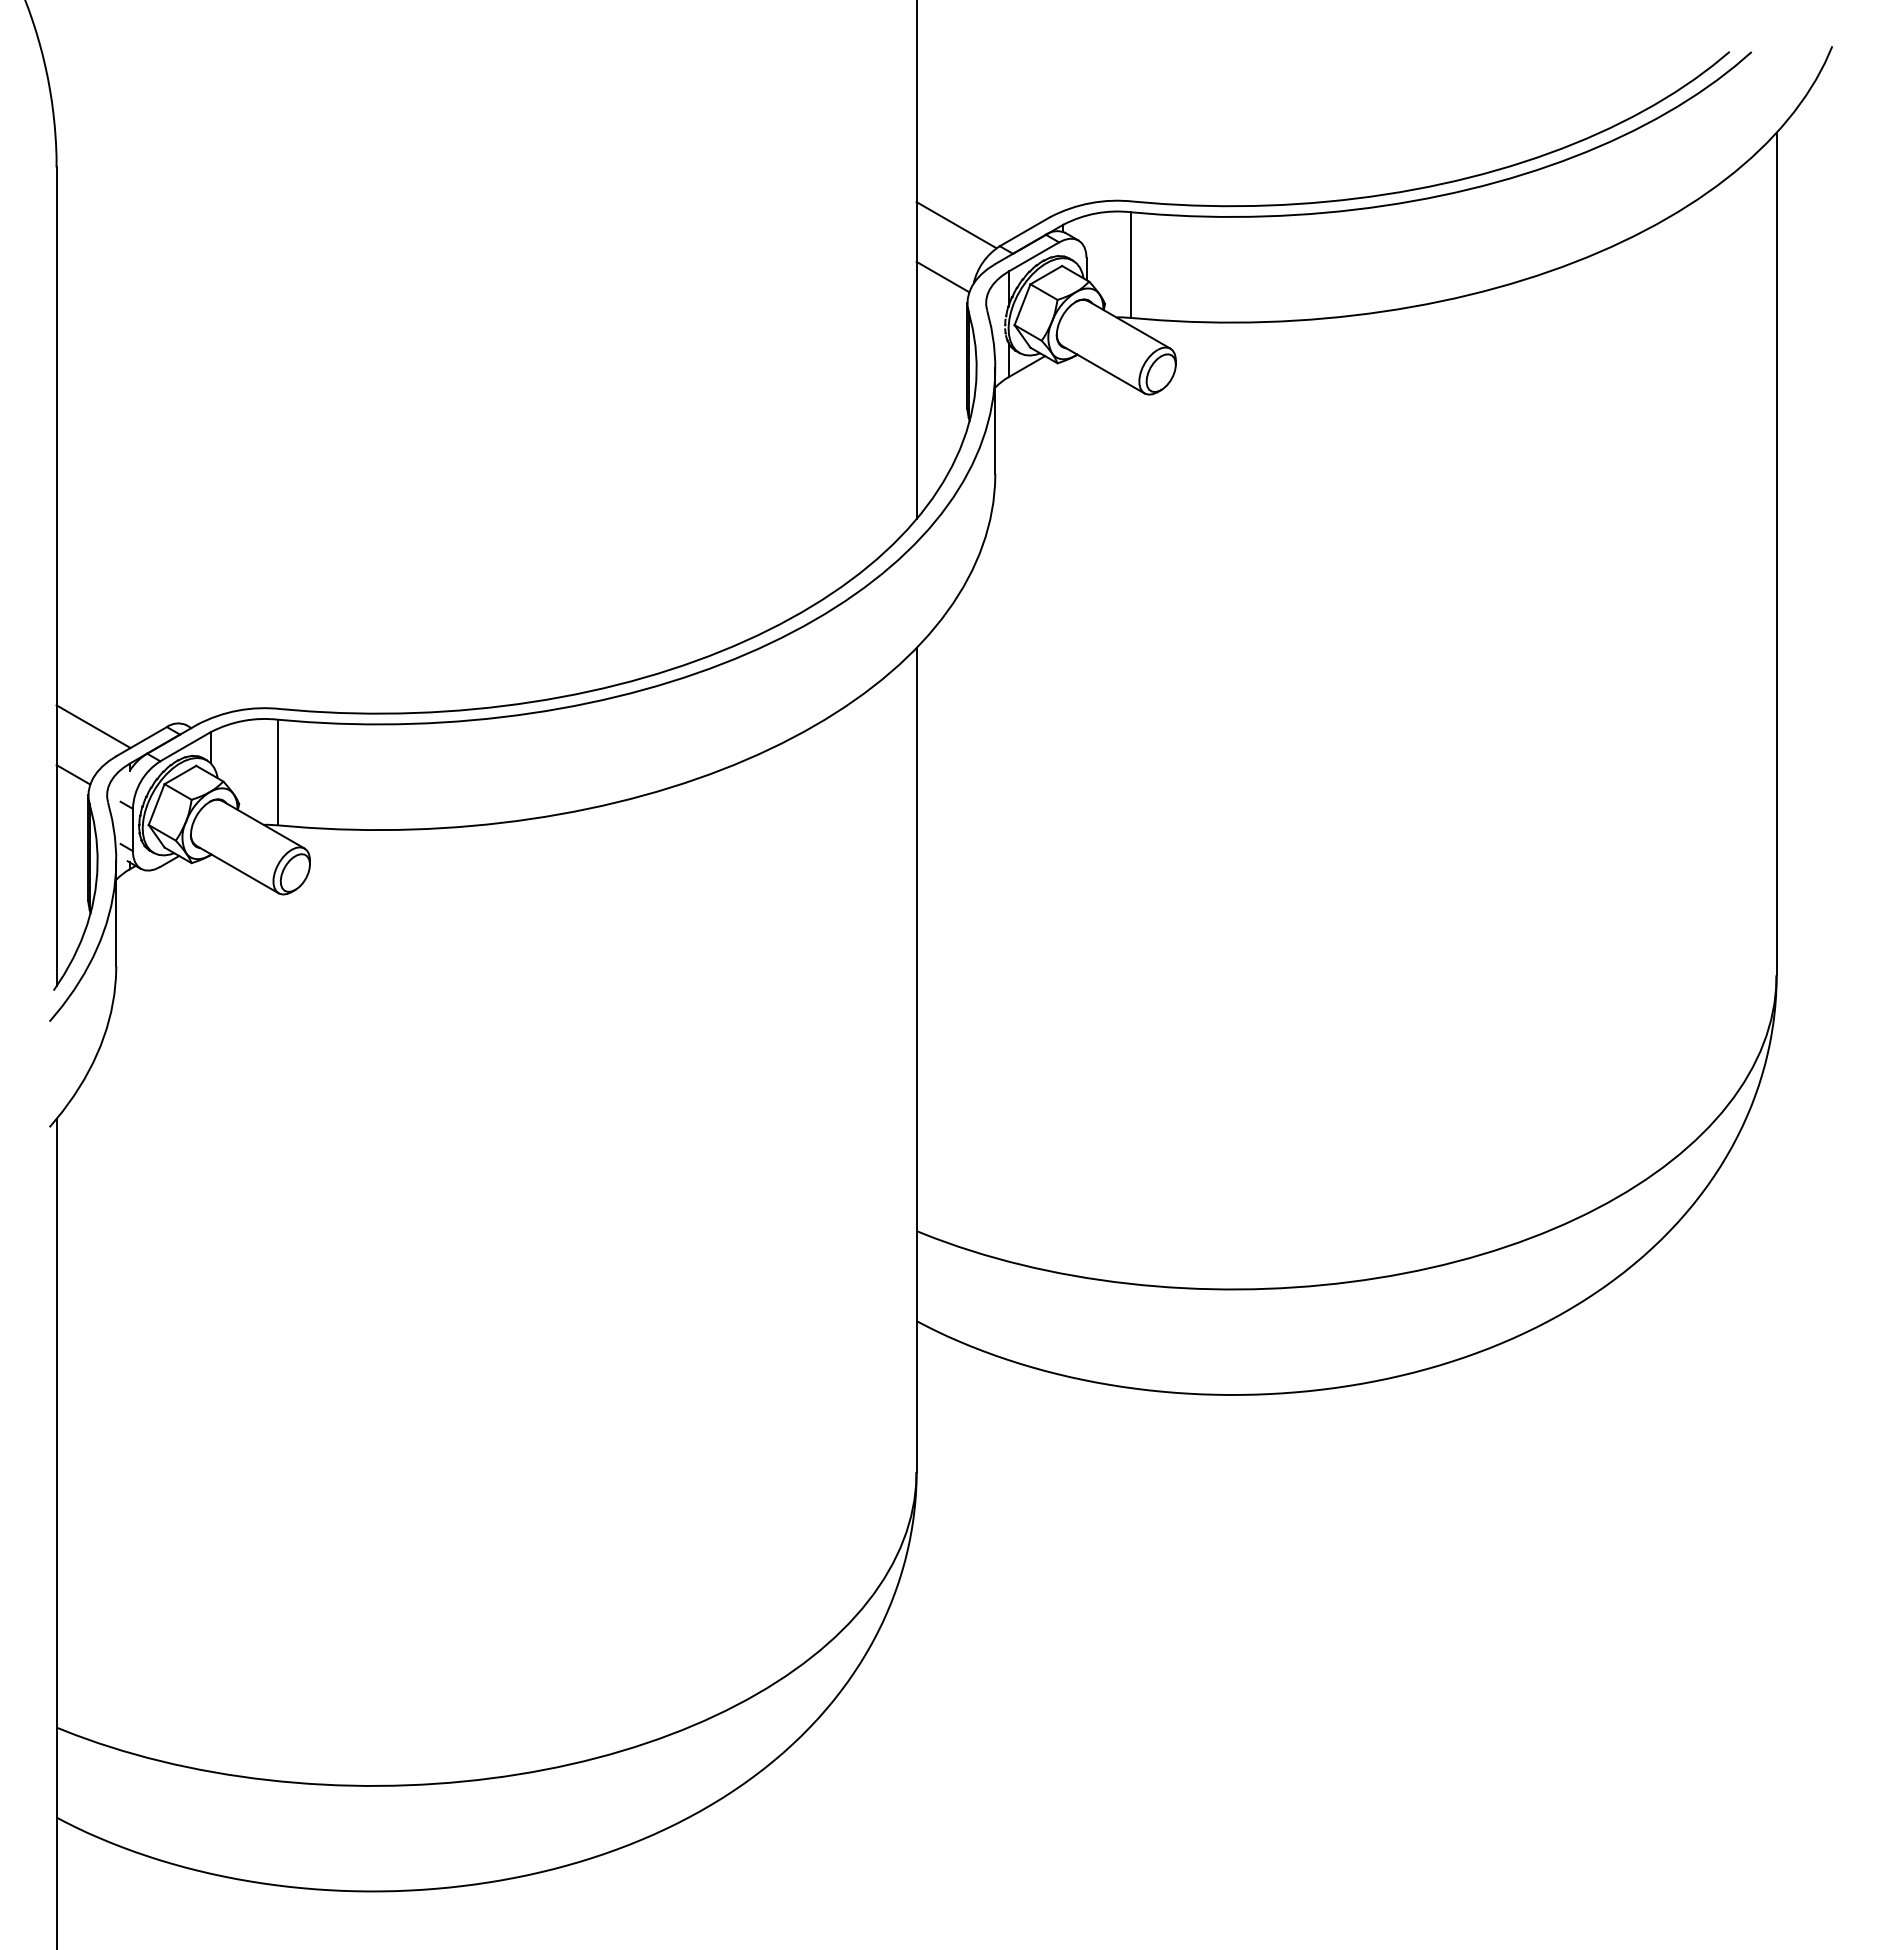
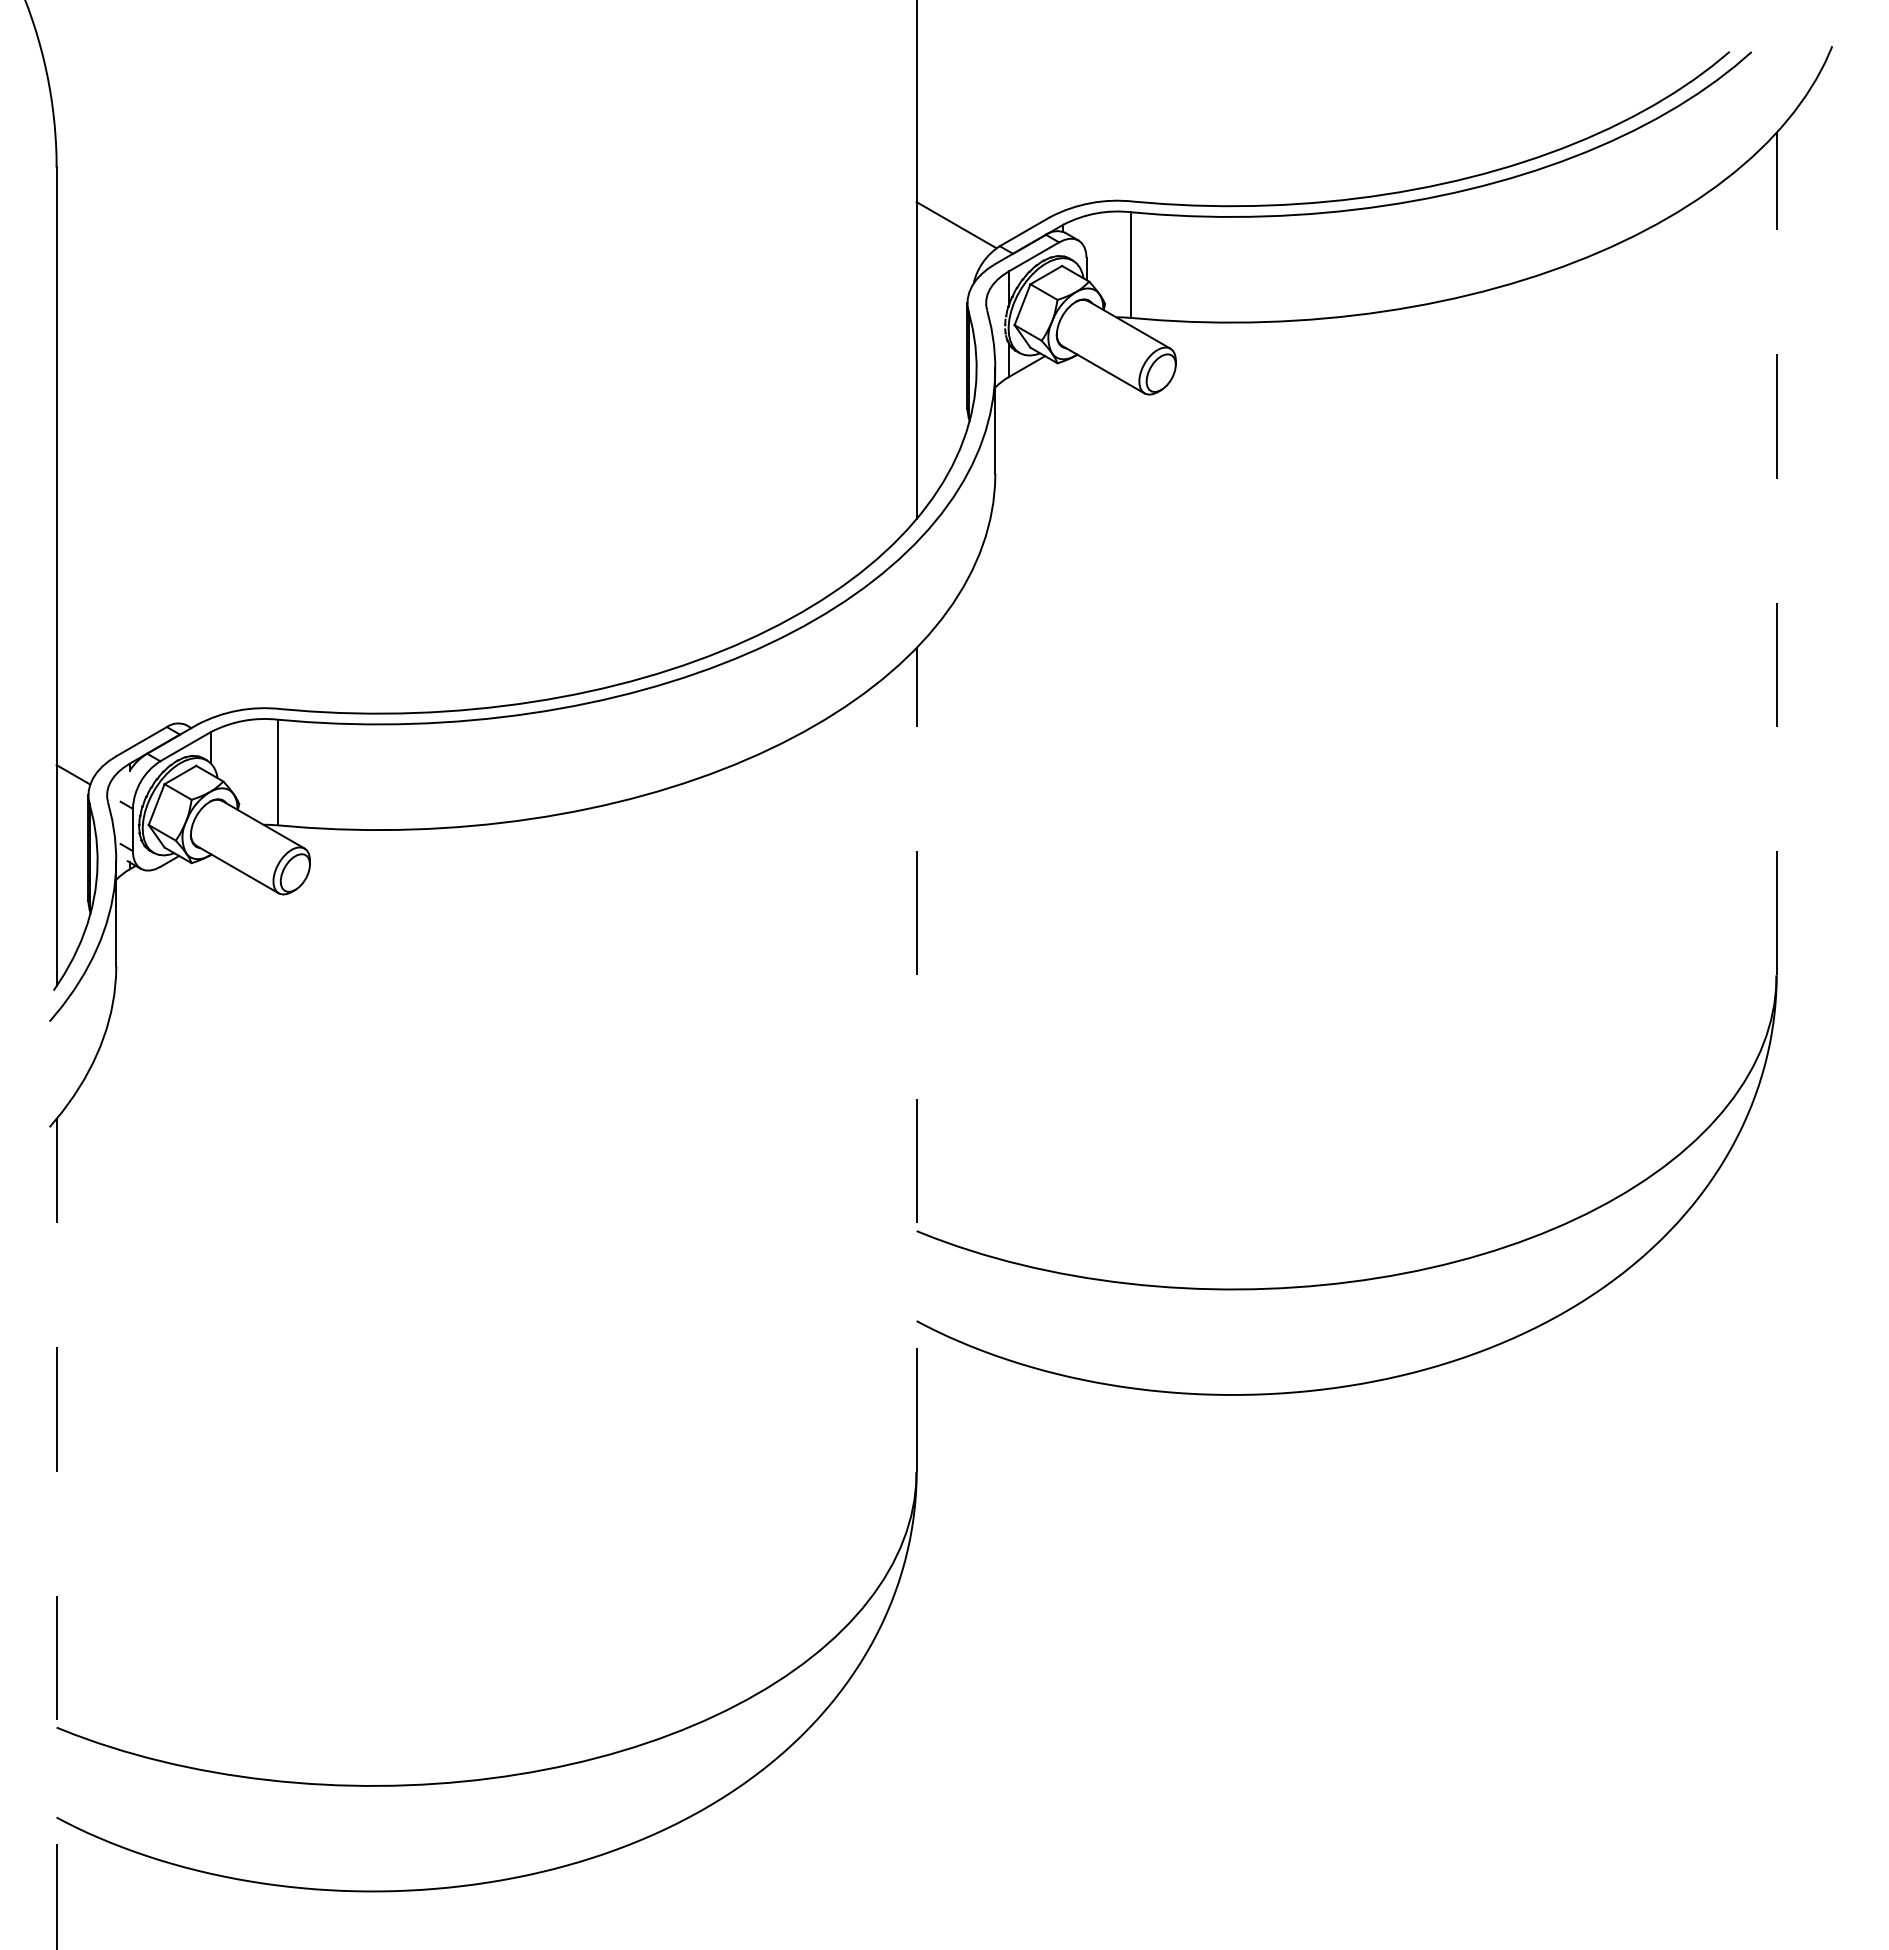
line: present -> none (942, 276)
line: solid -> dashed (1776, 553)
line: present -> none (93, 726)
line: solid -> dashed (916, 1060)
line: solid -> dashed (56, 1533)
